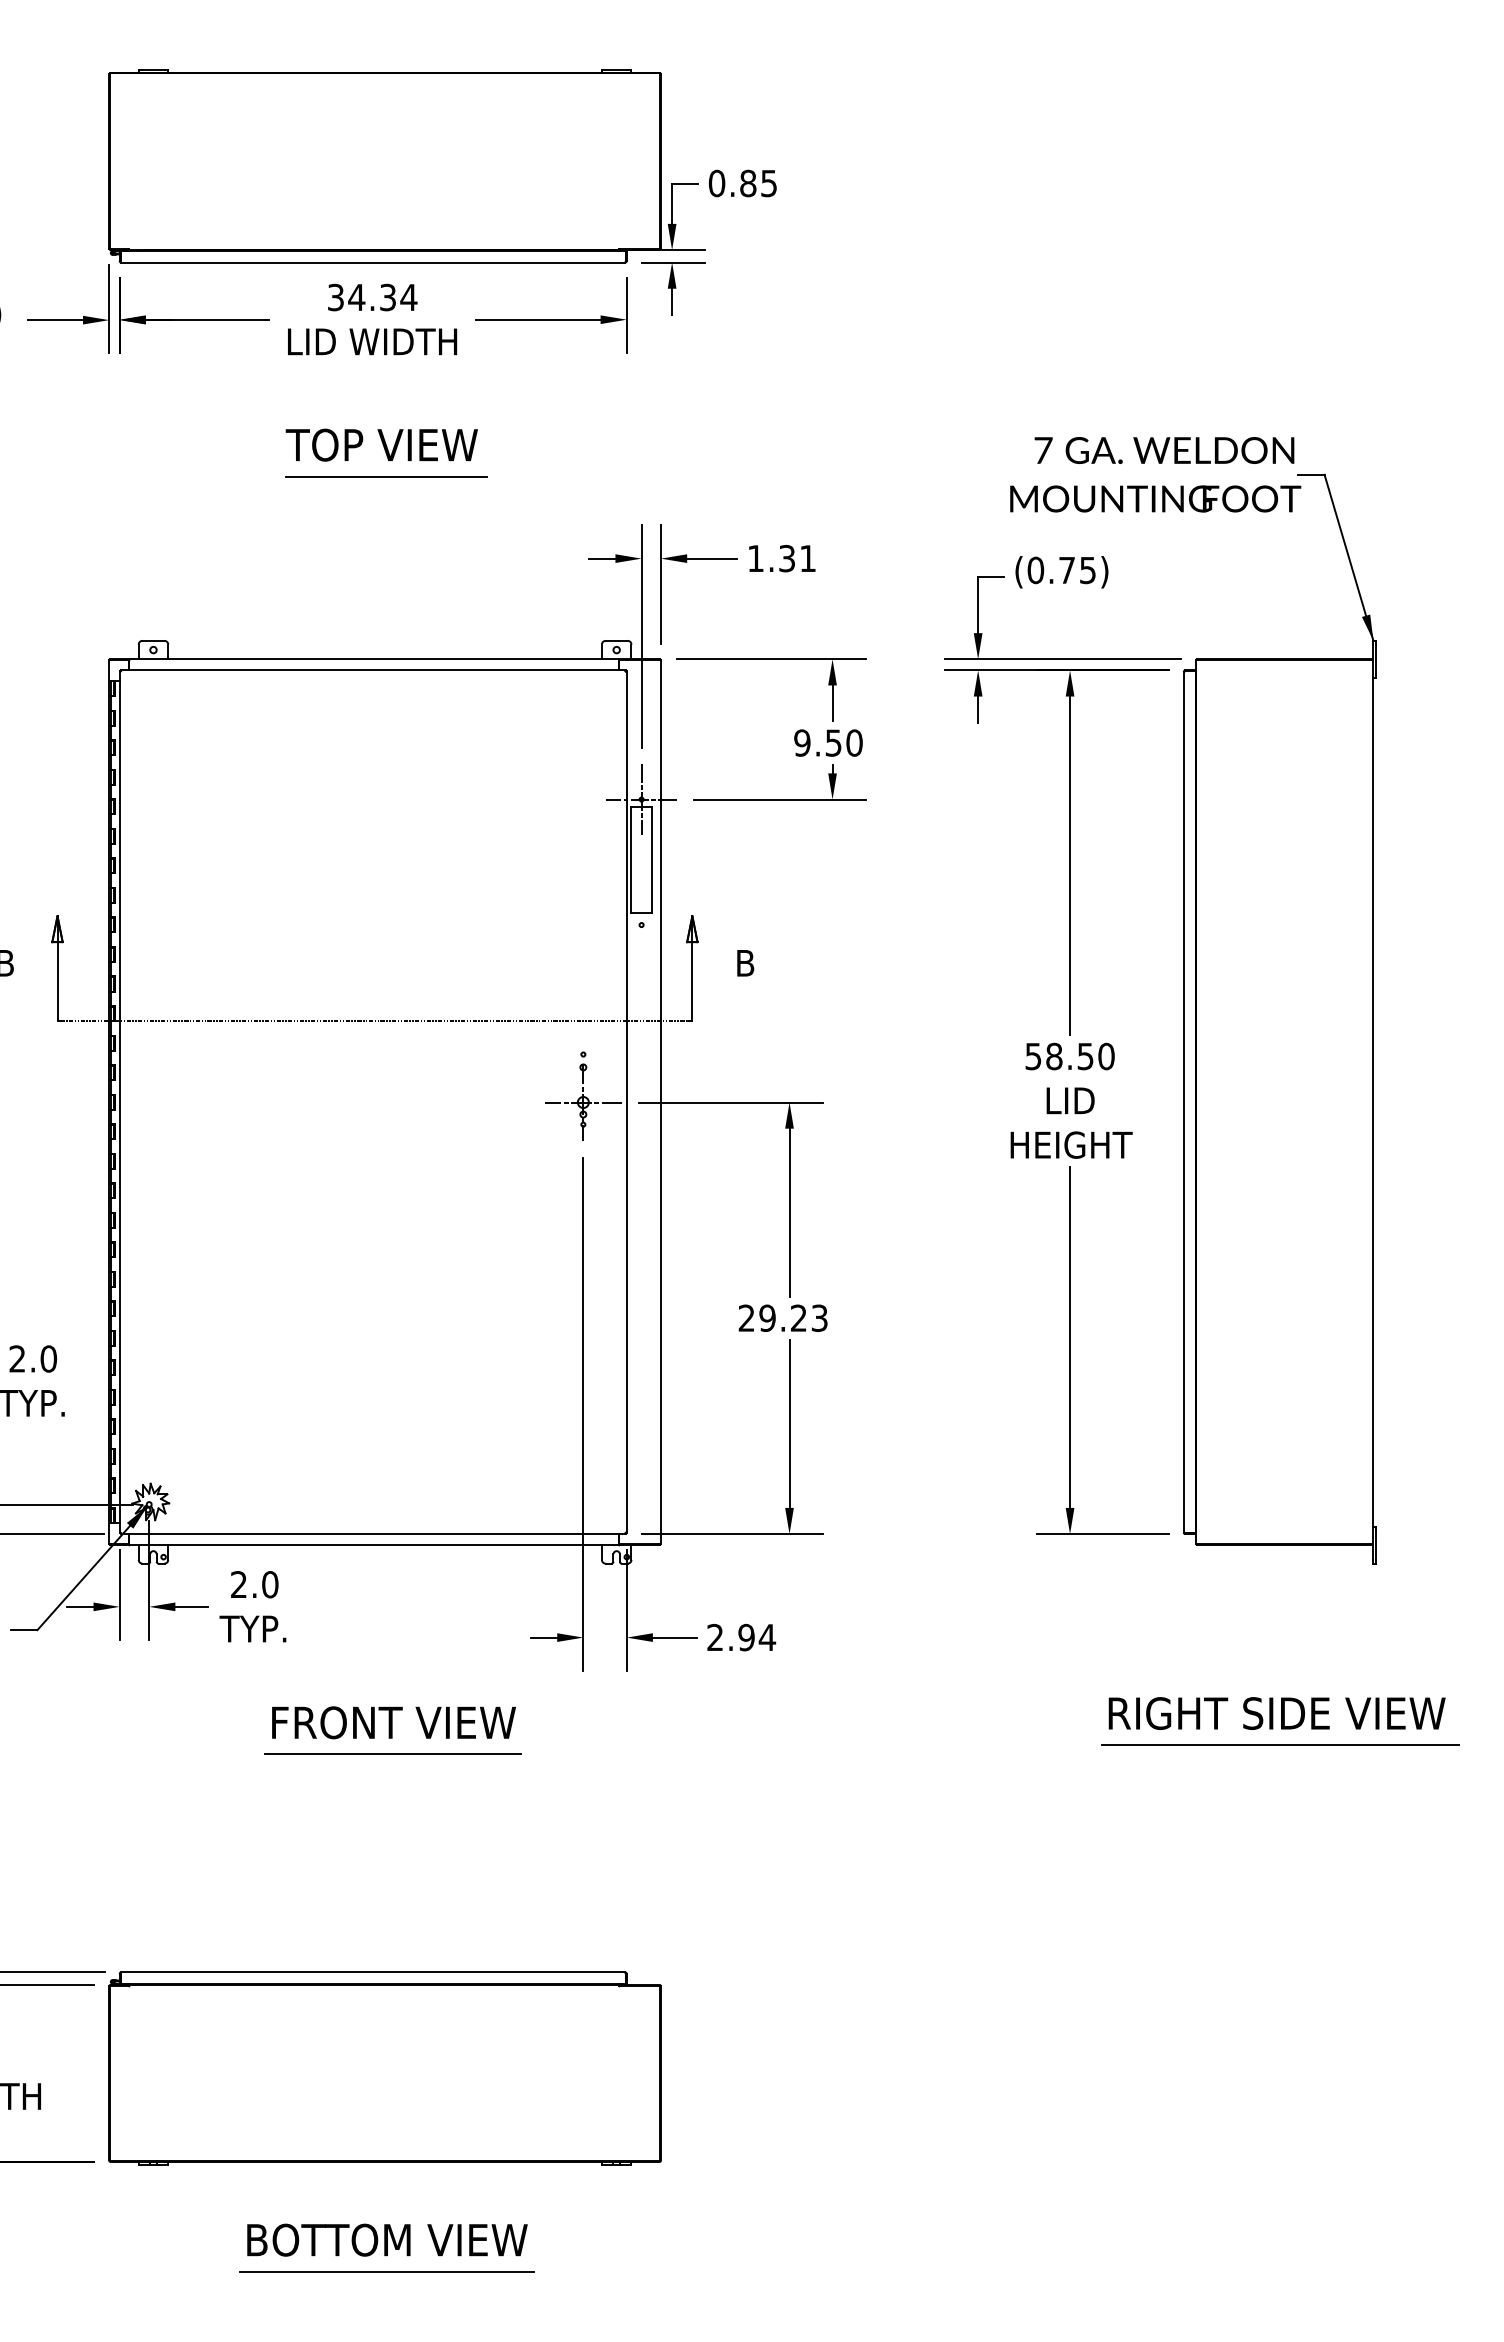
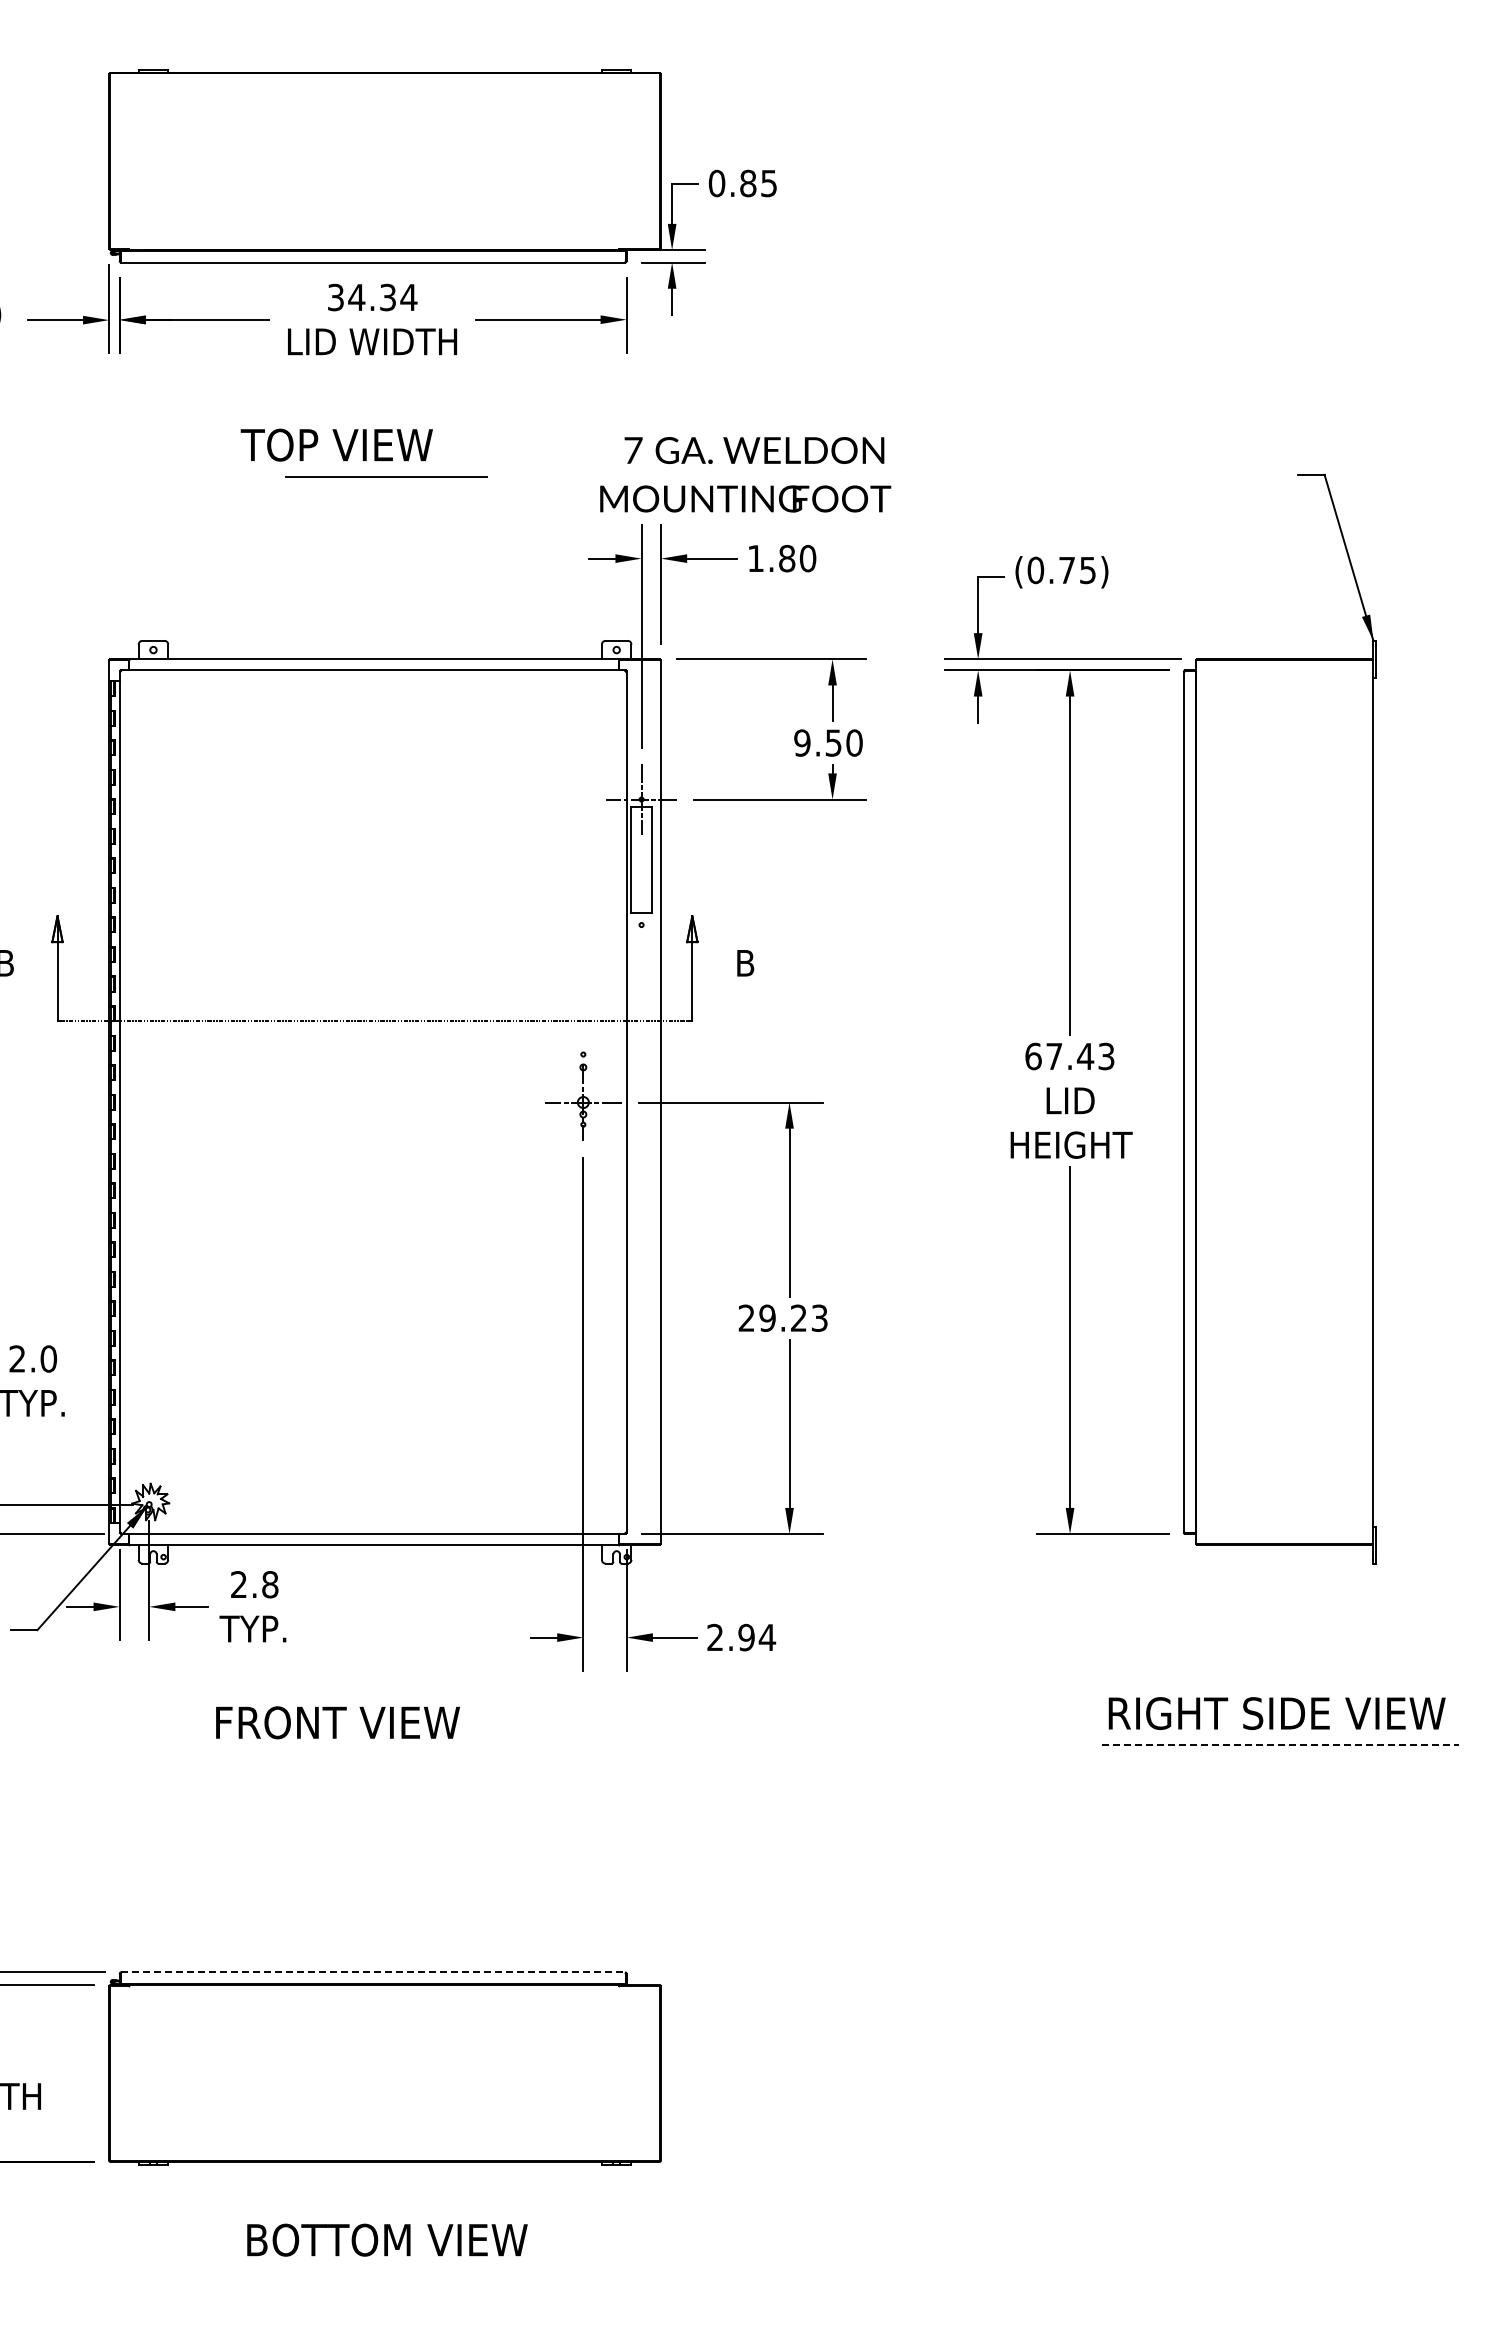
text position: (381, 444) -> (336, 444) (336, 444)
text position: (1155, 474) -> (745, 474) (745, 474)
text: 1.31 -> 1.80 (797, 558)
text: 58.50 -> 67.43 (1069, 1056)
text: 2.0 -> 2.8 (270, 1584)
text position: (393, 1722) -> (337, 1722) (337, 1722)
line: solid -> dashed (1280, 1745)
line: present -> none (393, 1754)
line: solid -> dashed (373, 1972)
line: present -> none (386, 2271)
